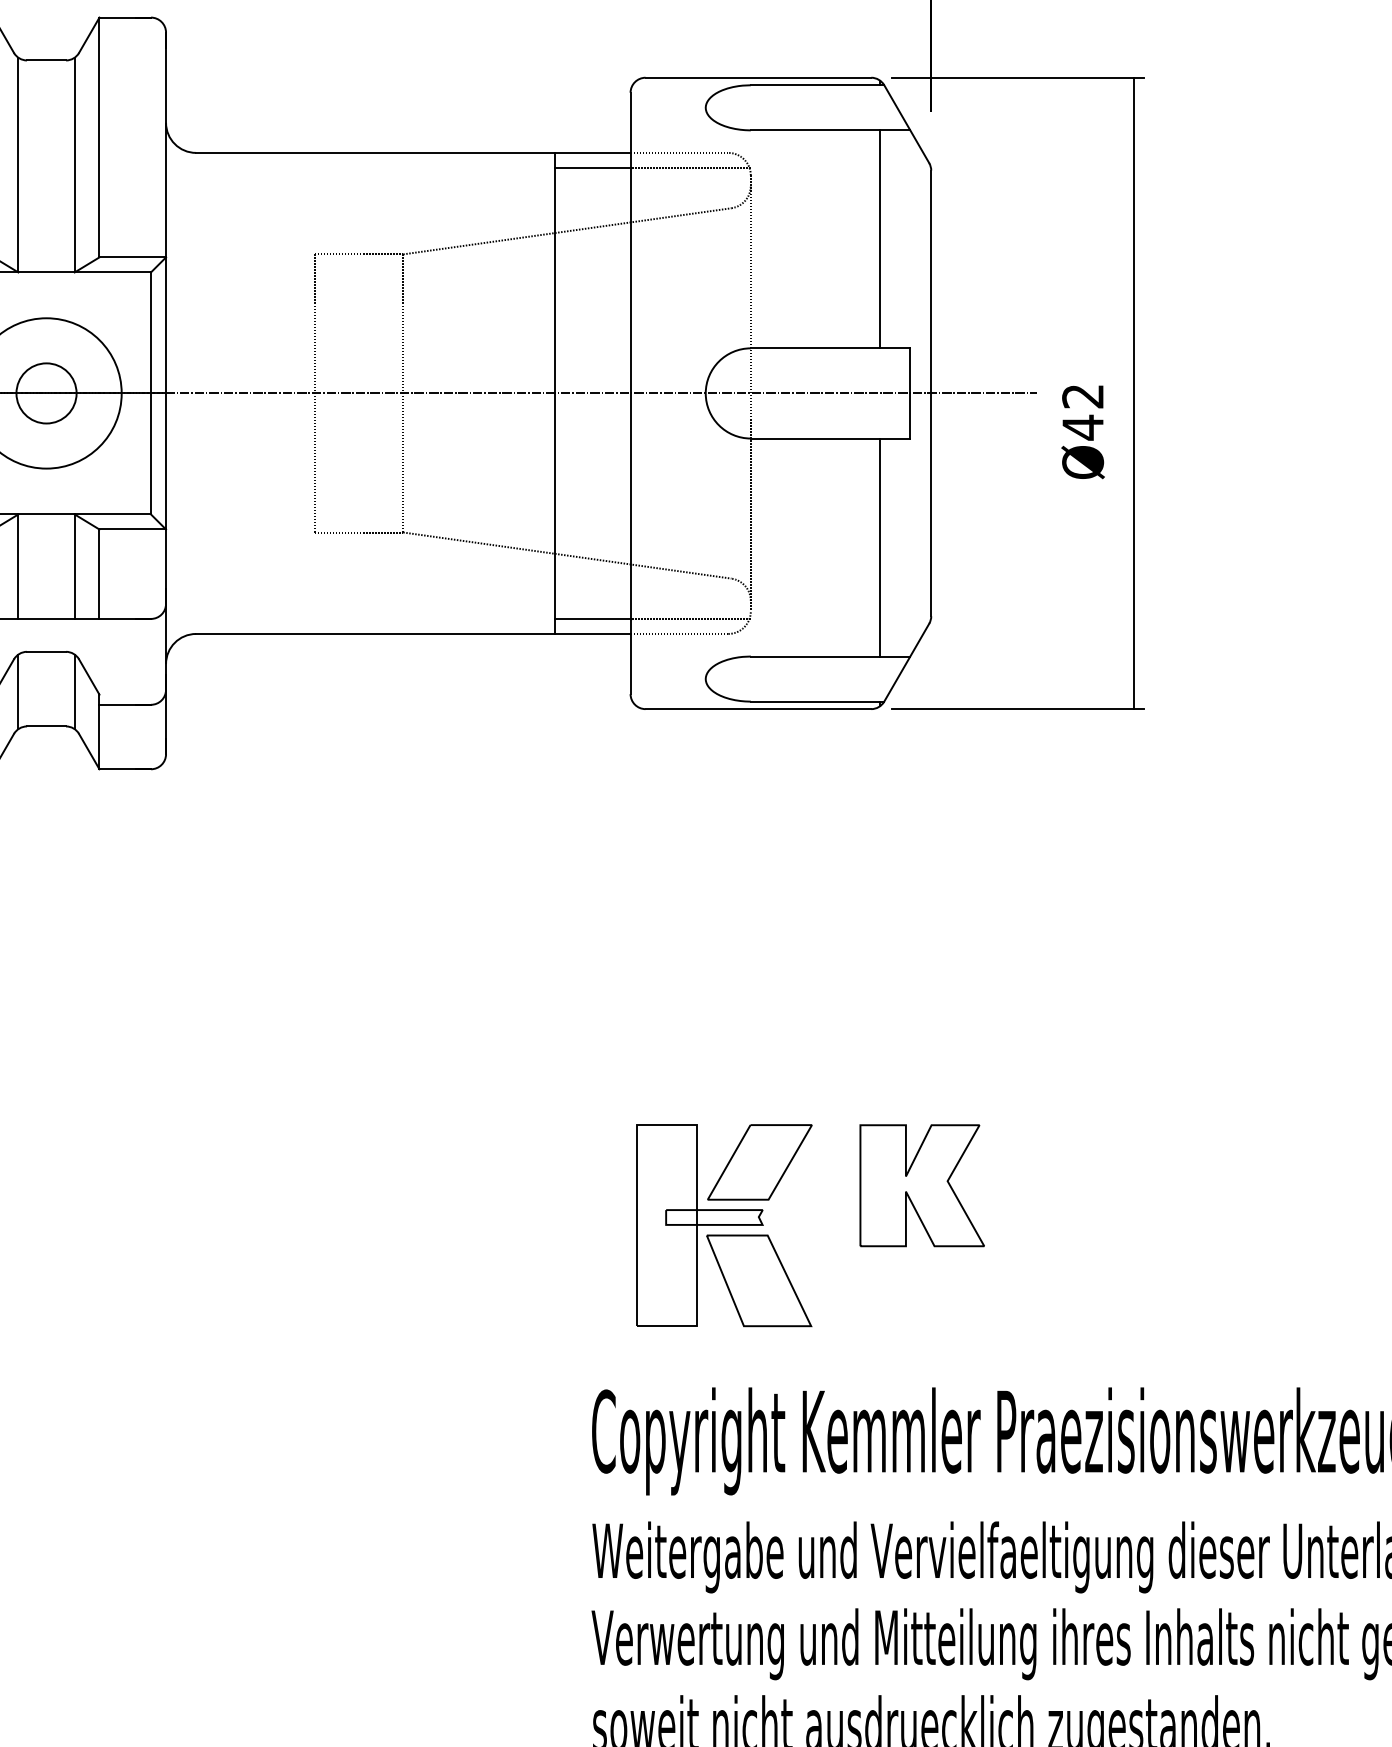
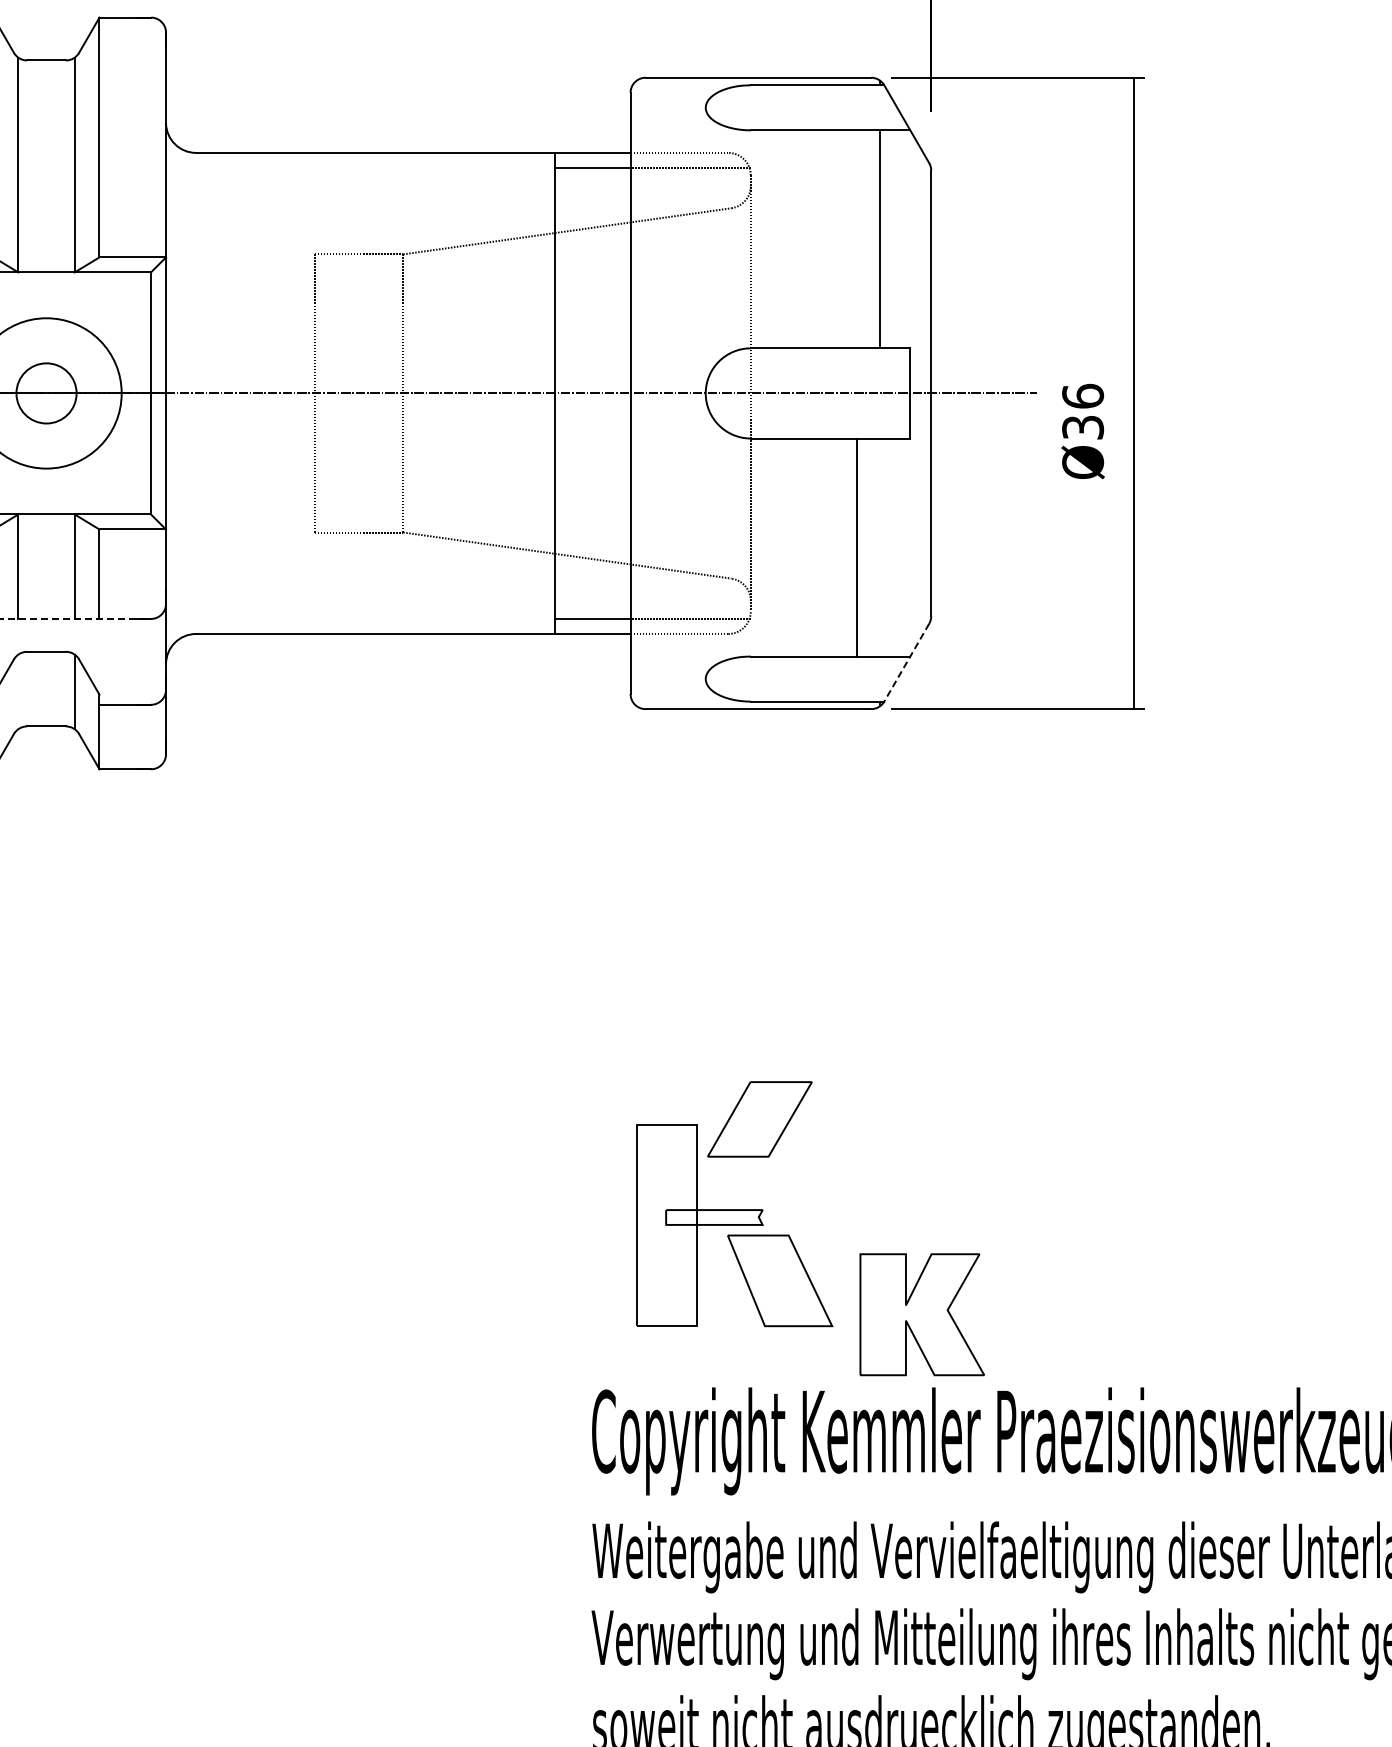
text: Ø42 -> Ø36 (1083, 411)
line position: (879, 547) -> (856, 547) (856, 547)
line: solid -> dashed (76, 618)
line: solid -> dashed (906, 662)
line: present -> none (18, 691)
part position: (759, 1162) -> (759, 1119) (759, 1119)
part position: (921, 1185) -> (921, 1314) (921, 1314)
part position: (759, 1280) -> (780, 1280) (780, 1280)
